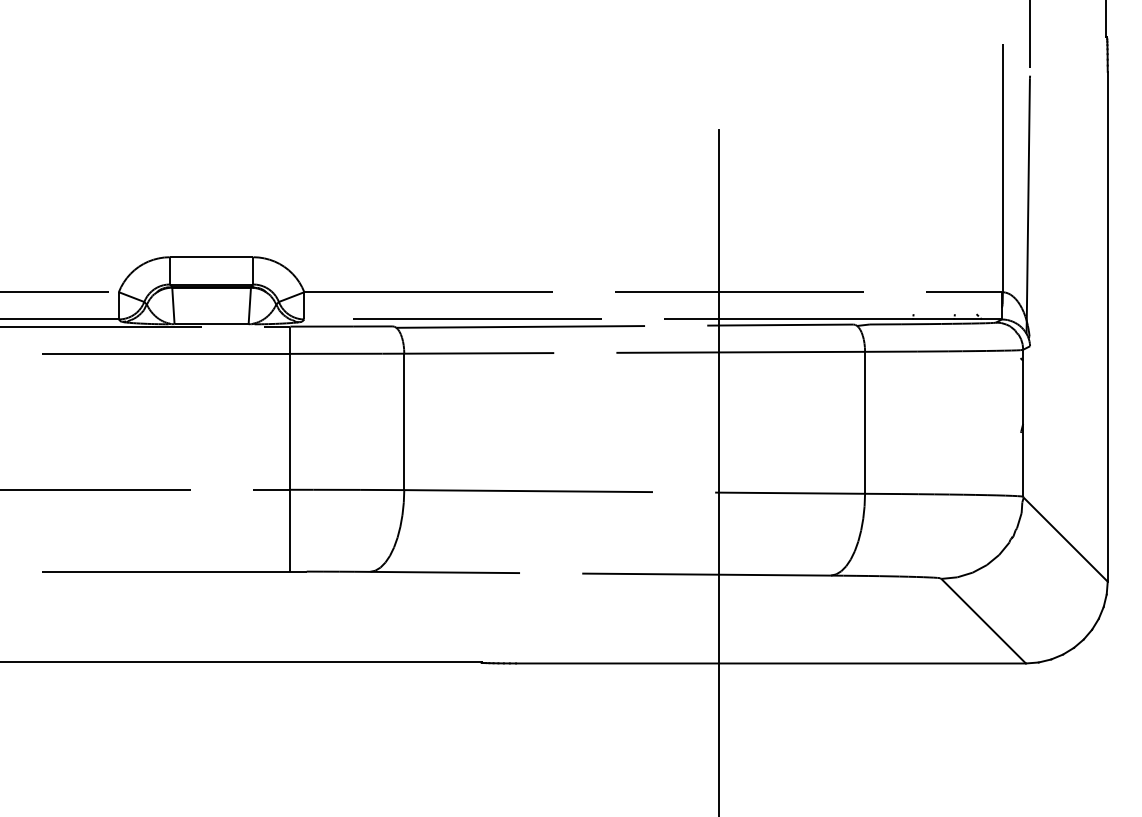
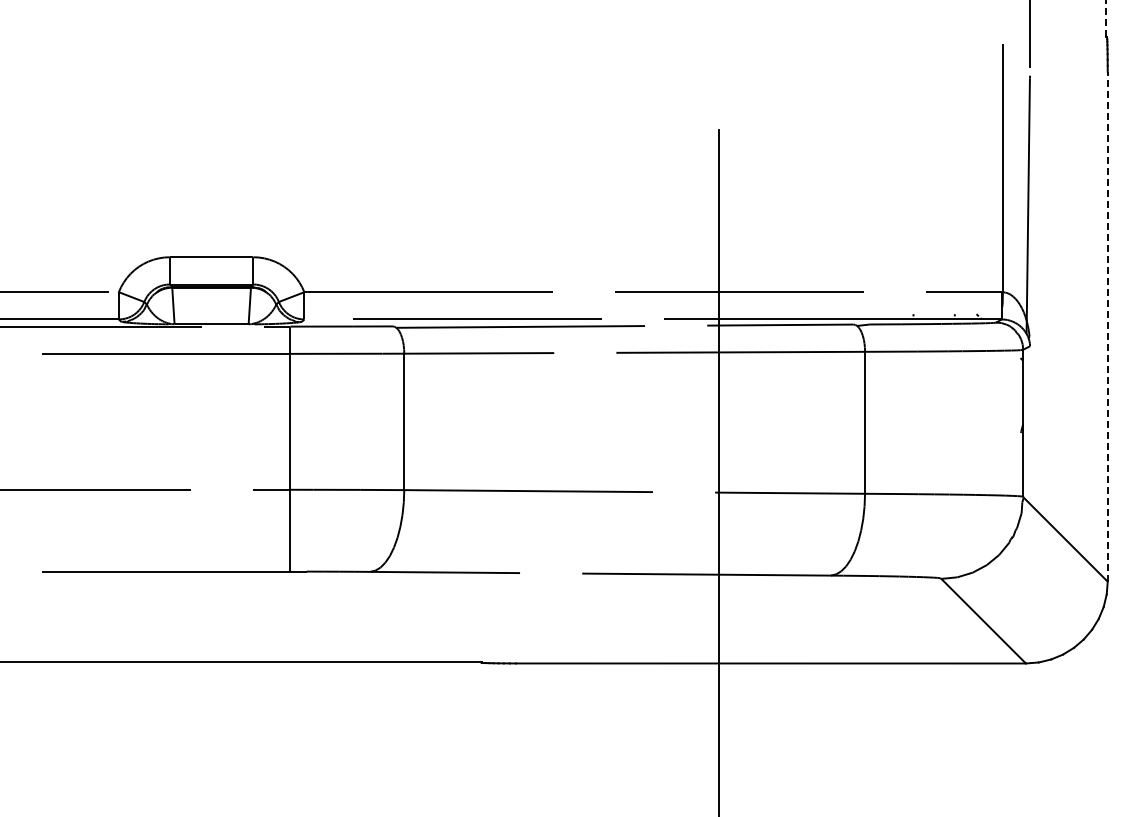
line: solid -> dashed (1106, 18)
line: solid -> dashed (1107, 326)
